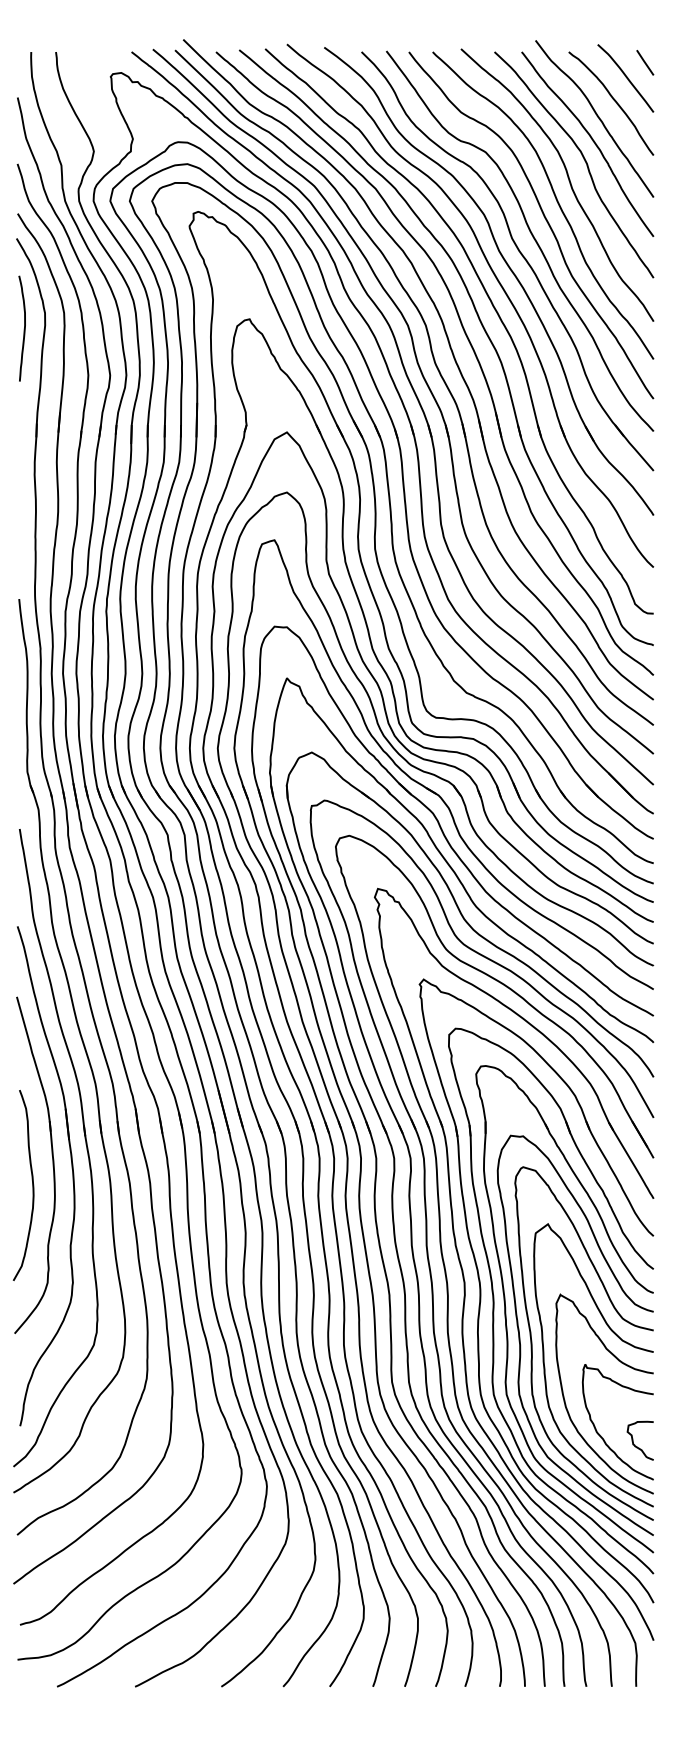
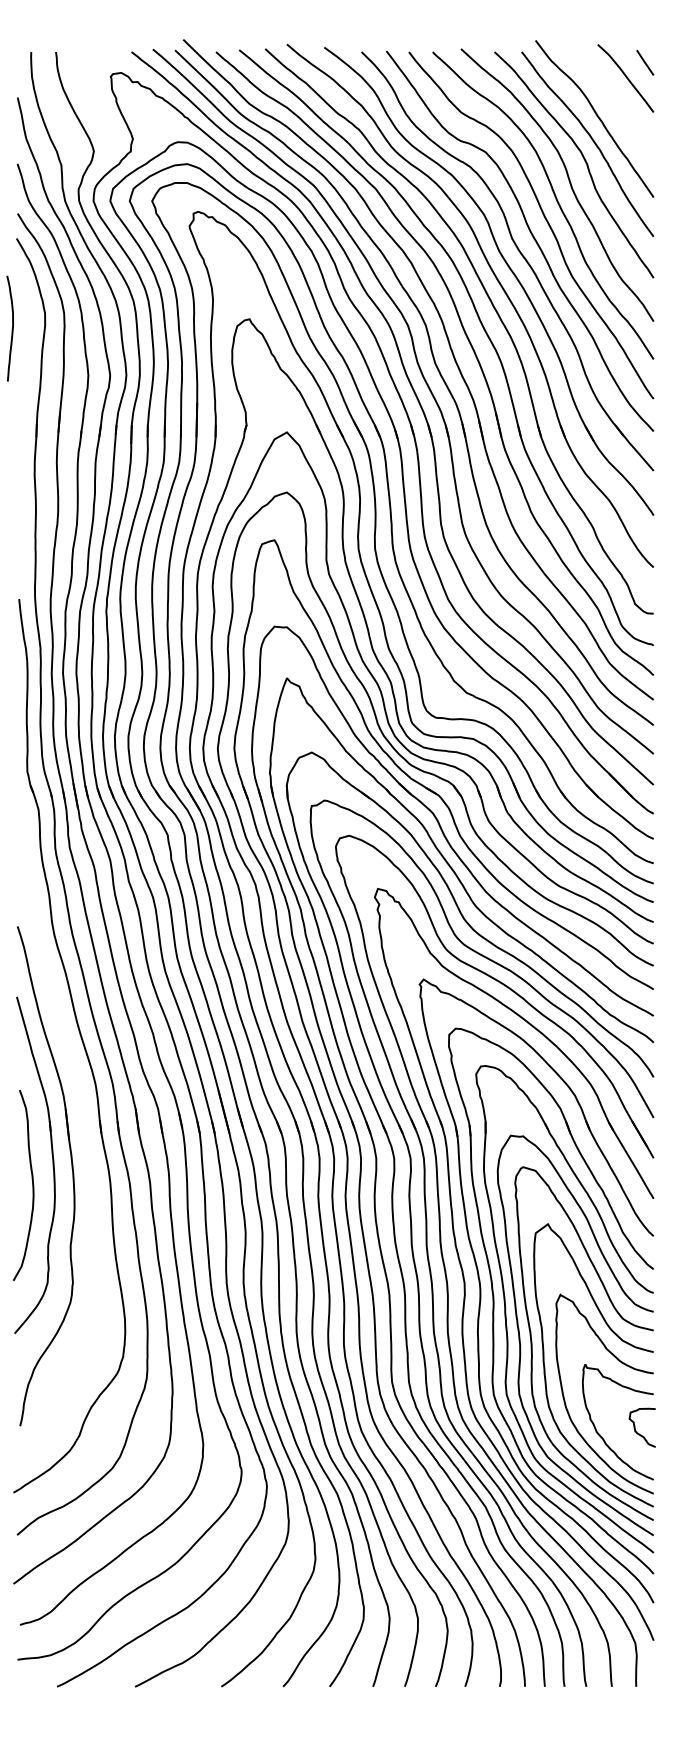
curve: present -> none (613, 100)
curve position: (23, 329) -> (11, 329) (11, 329)
part: present -> none (85, 1144)
curve position: (635, 1444) -> (637, 1431) (637, 1431)
